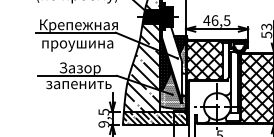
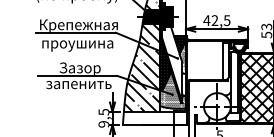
text: 46,5 -> 42,5 (214, 20)
hatch: present -> none (209, 60)
hatch: present -> none (155, 117)
